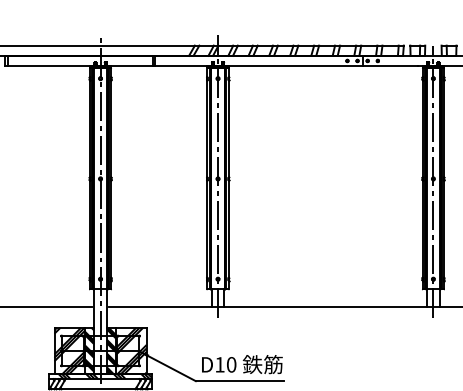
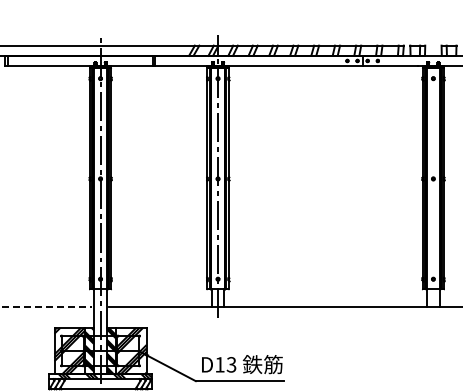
line: present -> none (433, 181)
line: solid -> dashed (46, 307)
text: D10 -> D13 (231, 364)
